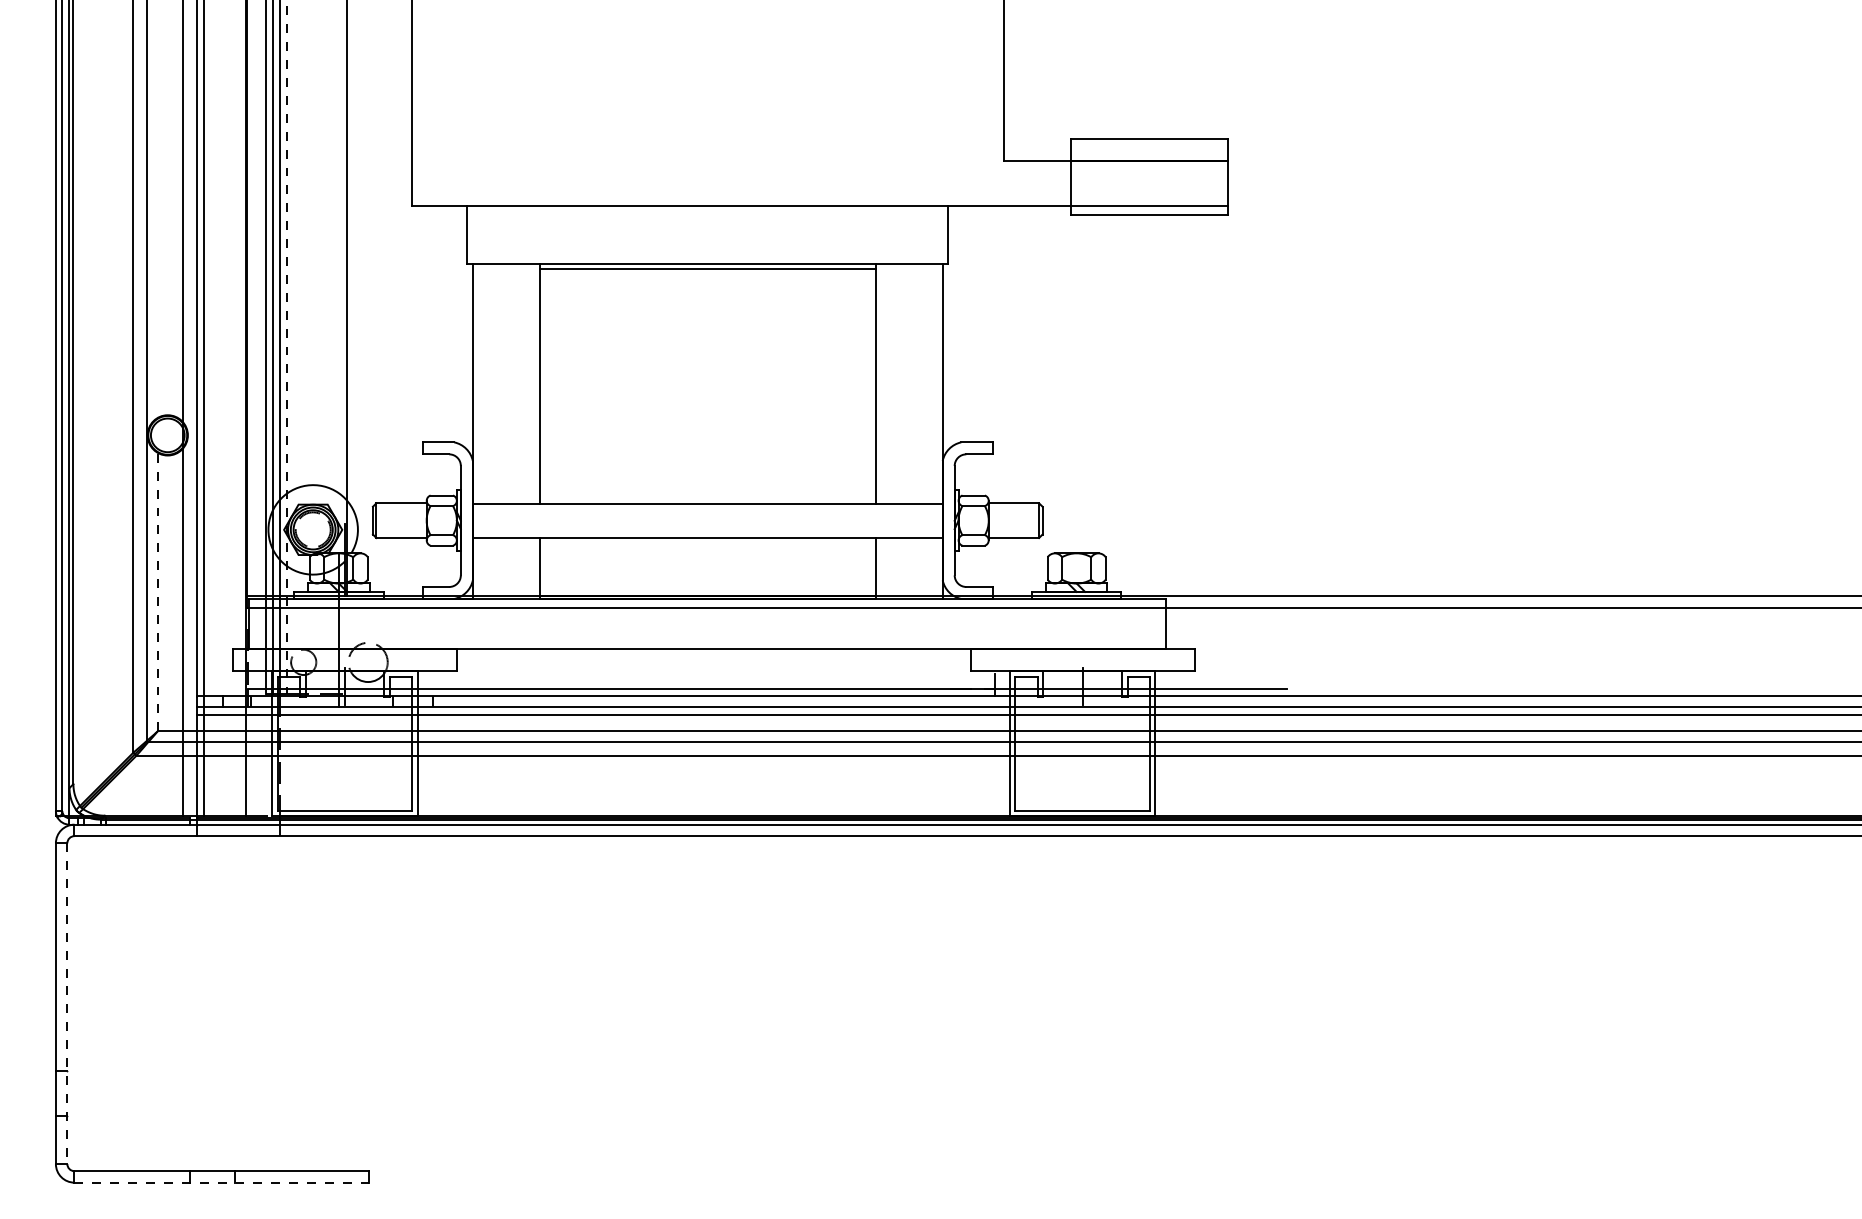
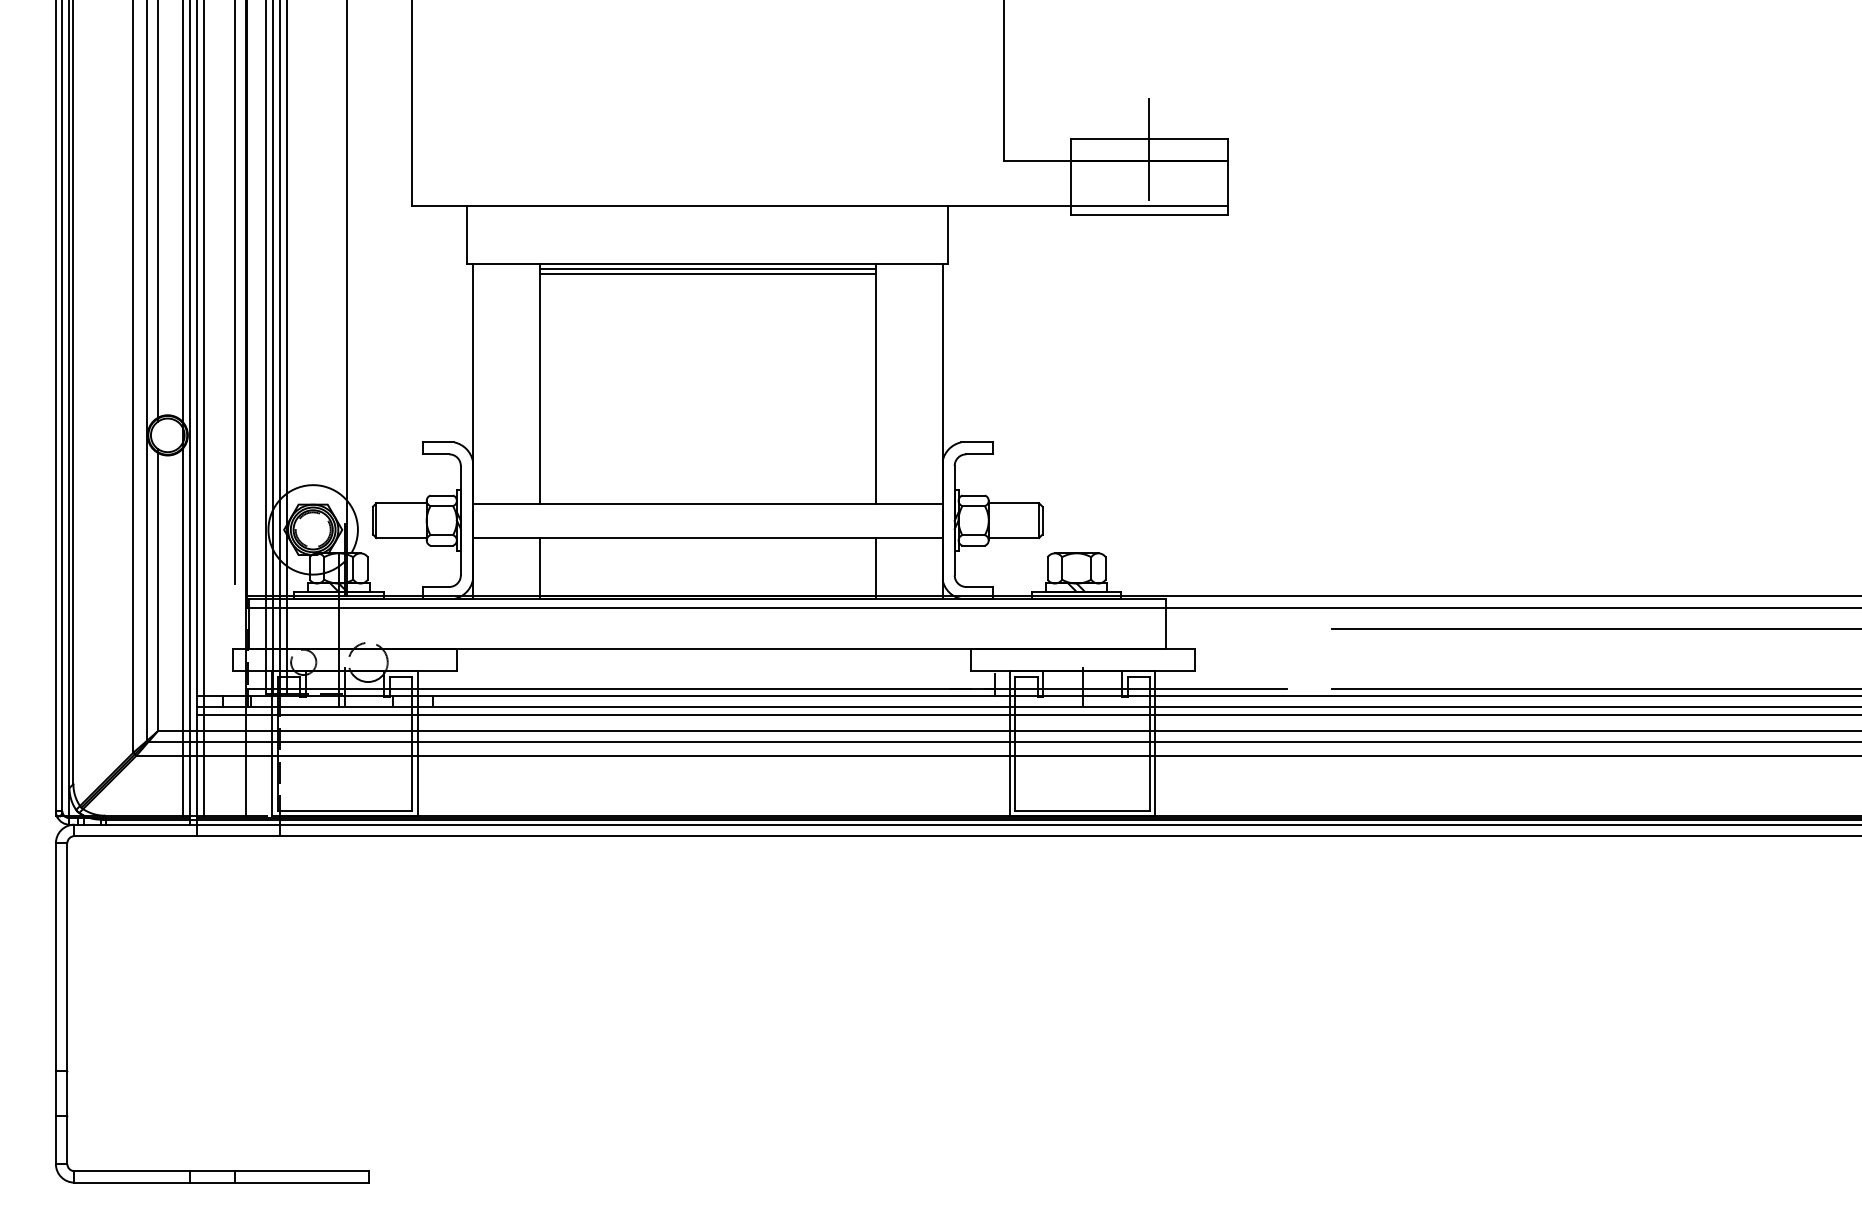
line: none -> present (1149, 149)
line: none -> present (157, 211)
line: none -> present (707, 274)
line: none -> present (234, 293)
line: dashed -> solid (286, 347)
line: none -> present (190, 408)
line: dashed -> solid (157, 589)
line: none -> present (1595, 628)
line: none -> present (1595, 688)
line: dashed -> solid (67, 1004)
line: dashed -> solid (222, 1182)
